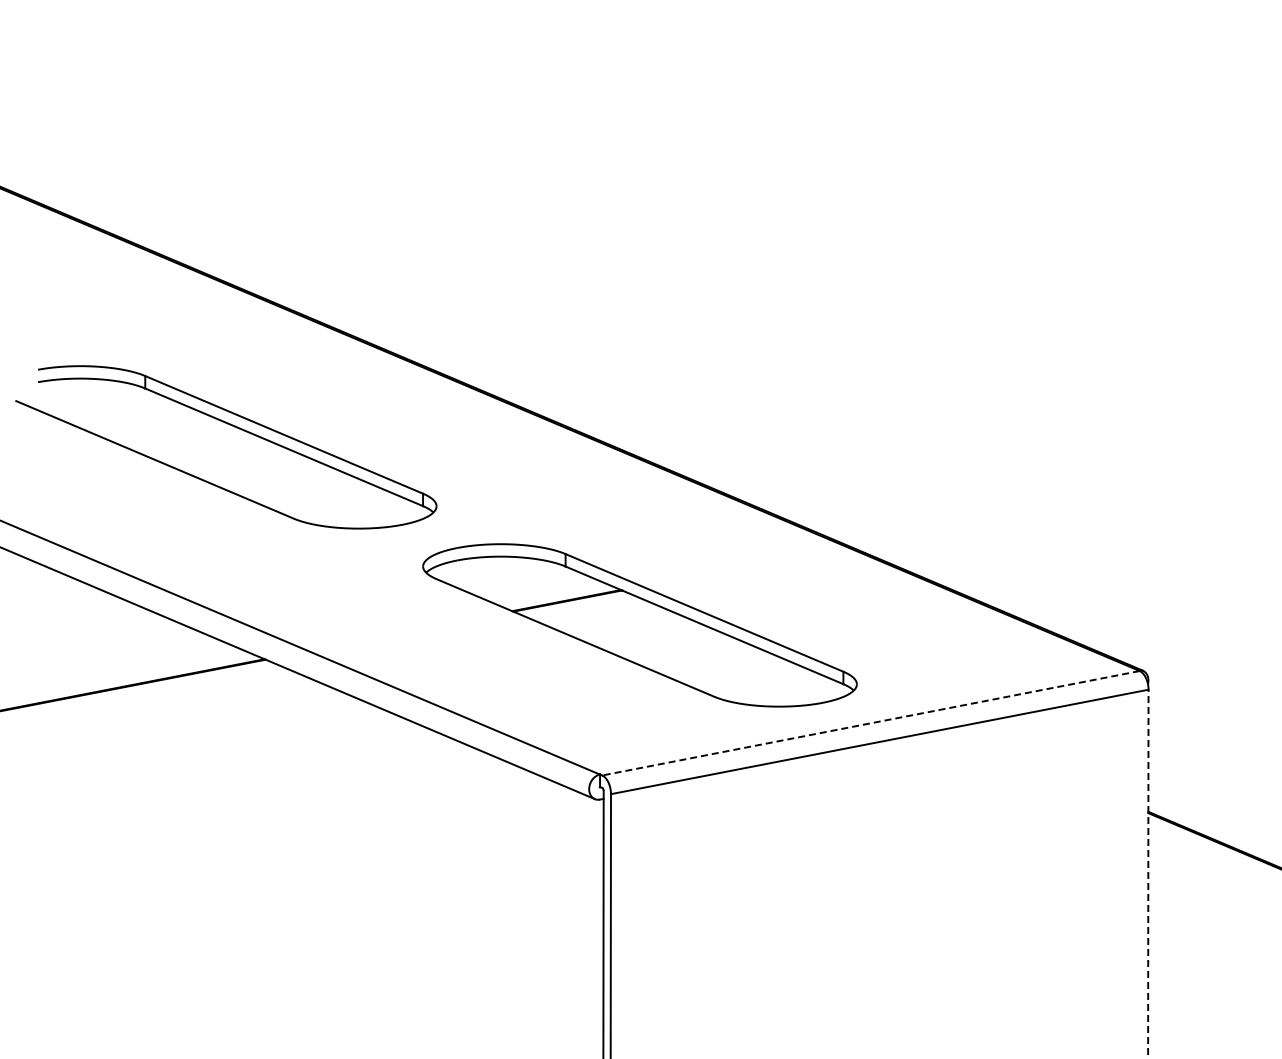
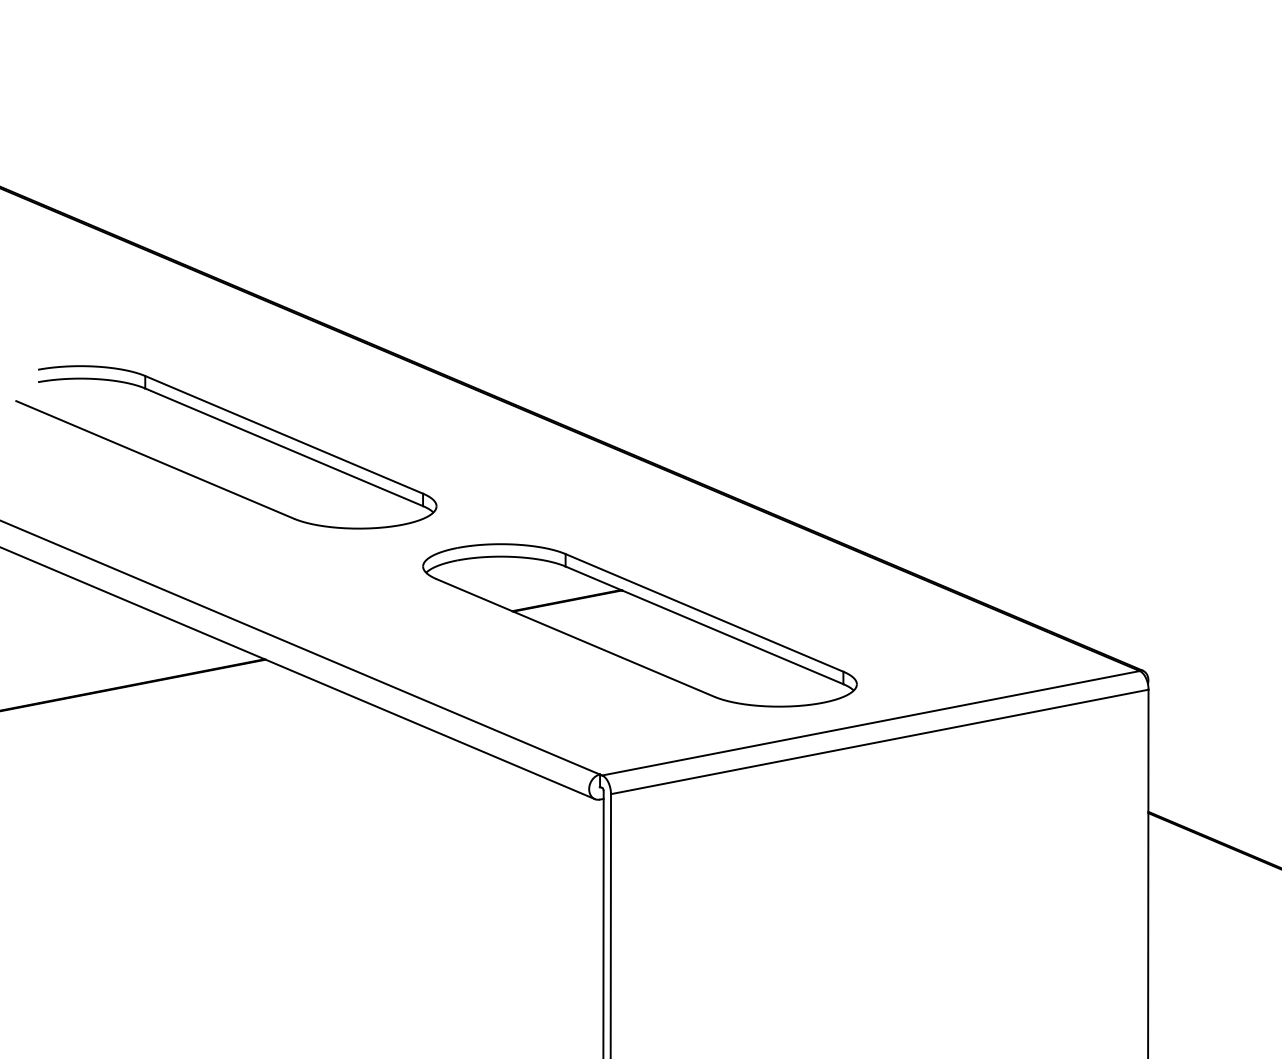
line: dashed -> solid (871, 723)
line: dashed -> solid (1148, 873)
